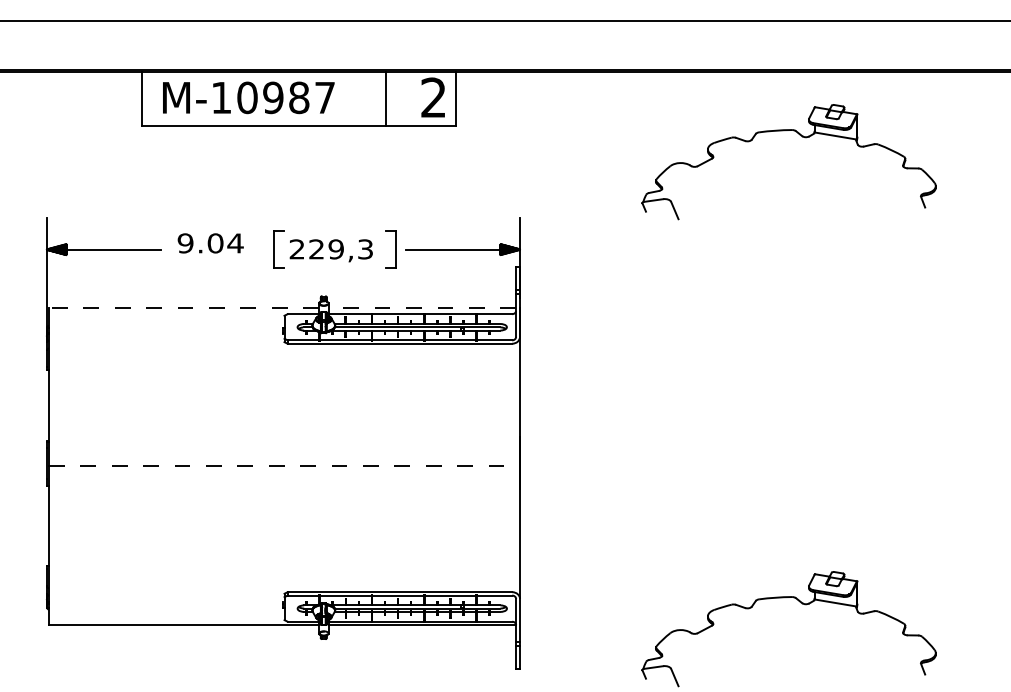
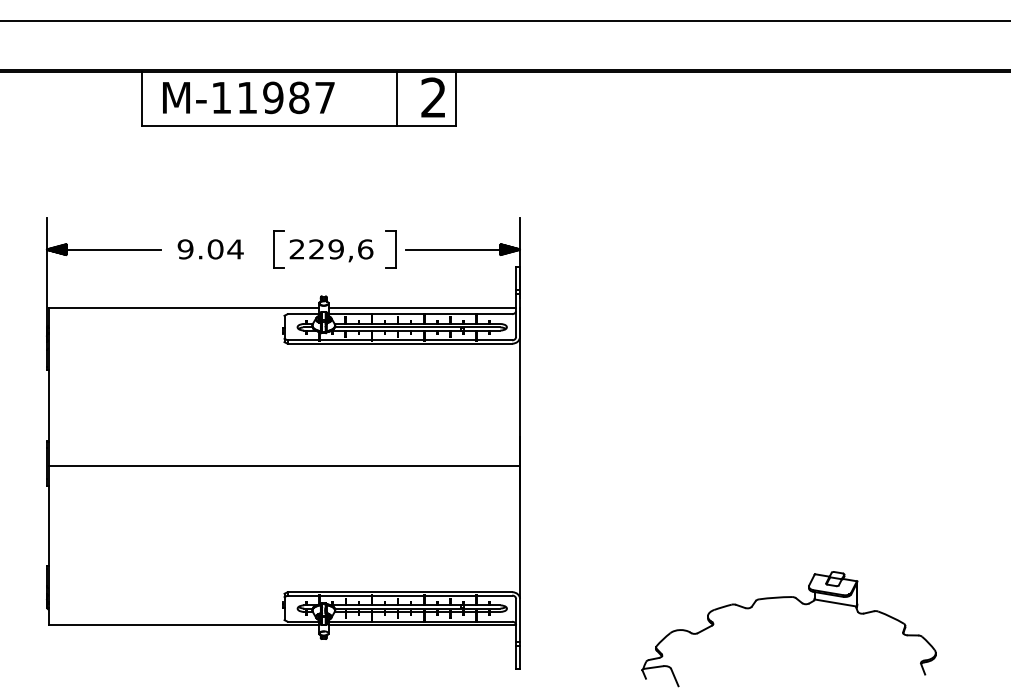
text: M-10987 -> M-11987 (247, 97)
line position: (385, 98) -> (396, 98) (396, 98)
part: present -> none (802, 137)
text position: (210, 243) -> (210, 249) (210, 249)
text: 229,3 -> 229,6 (365, 249)
line: dashed -> solid (184, 307)
line: dashed -> solid (422, 307)
line: dashed -> solid (285, 466)
